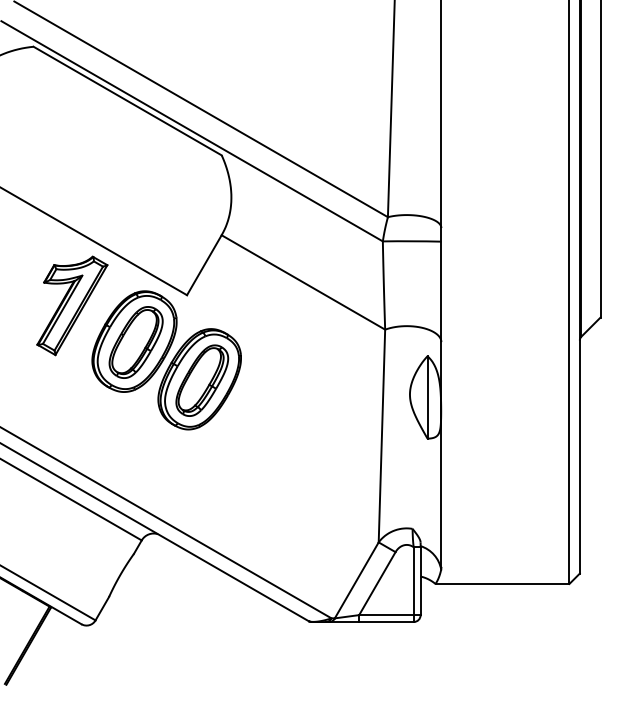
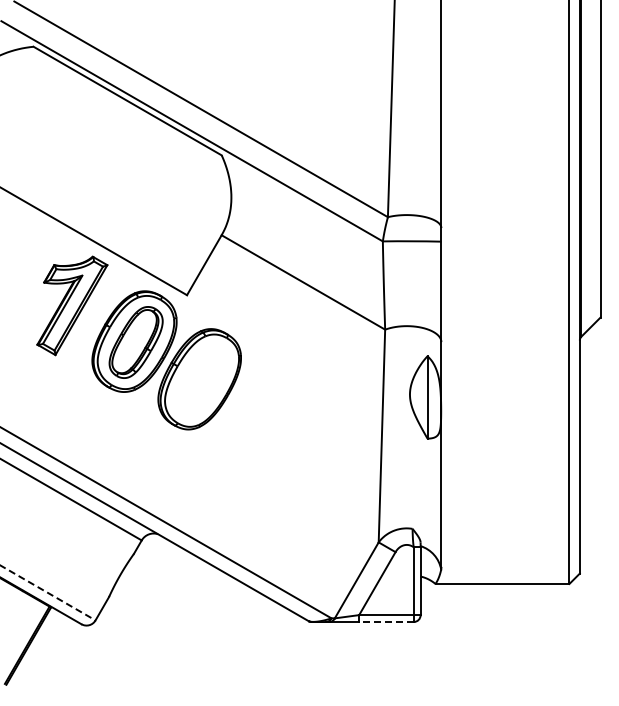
part: present -> none (202, 380)
line: solid -> dashed (47, 592)
line: solid -> dashed (385, 622)
